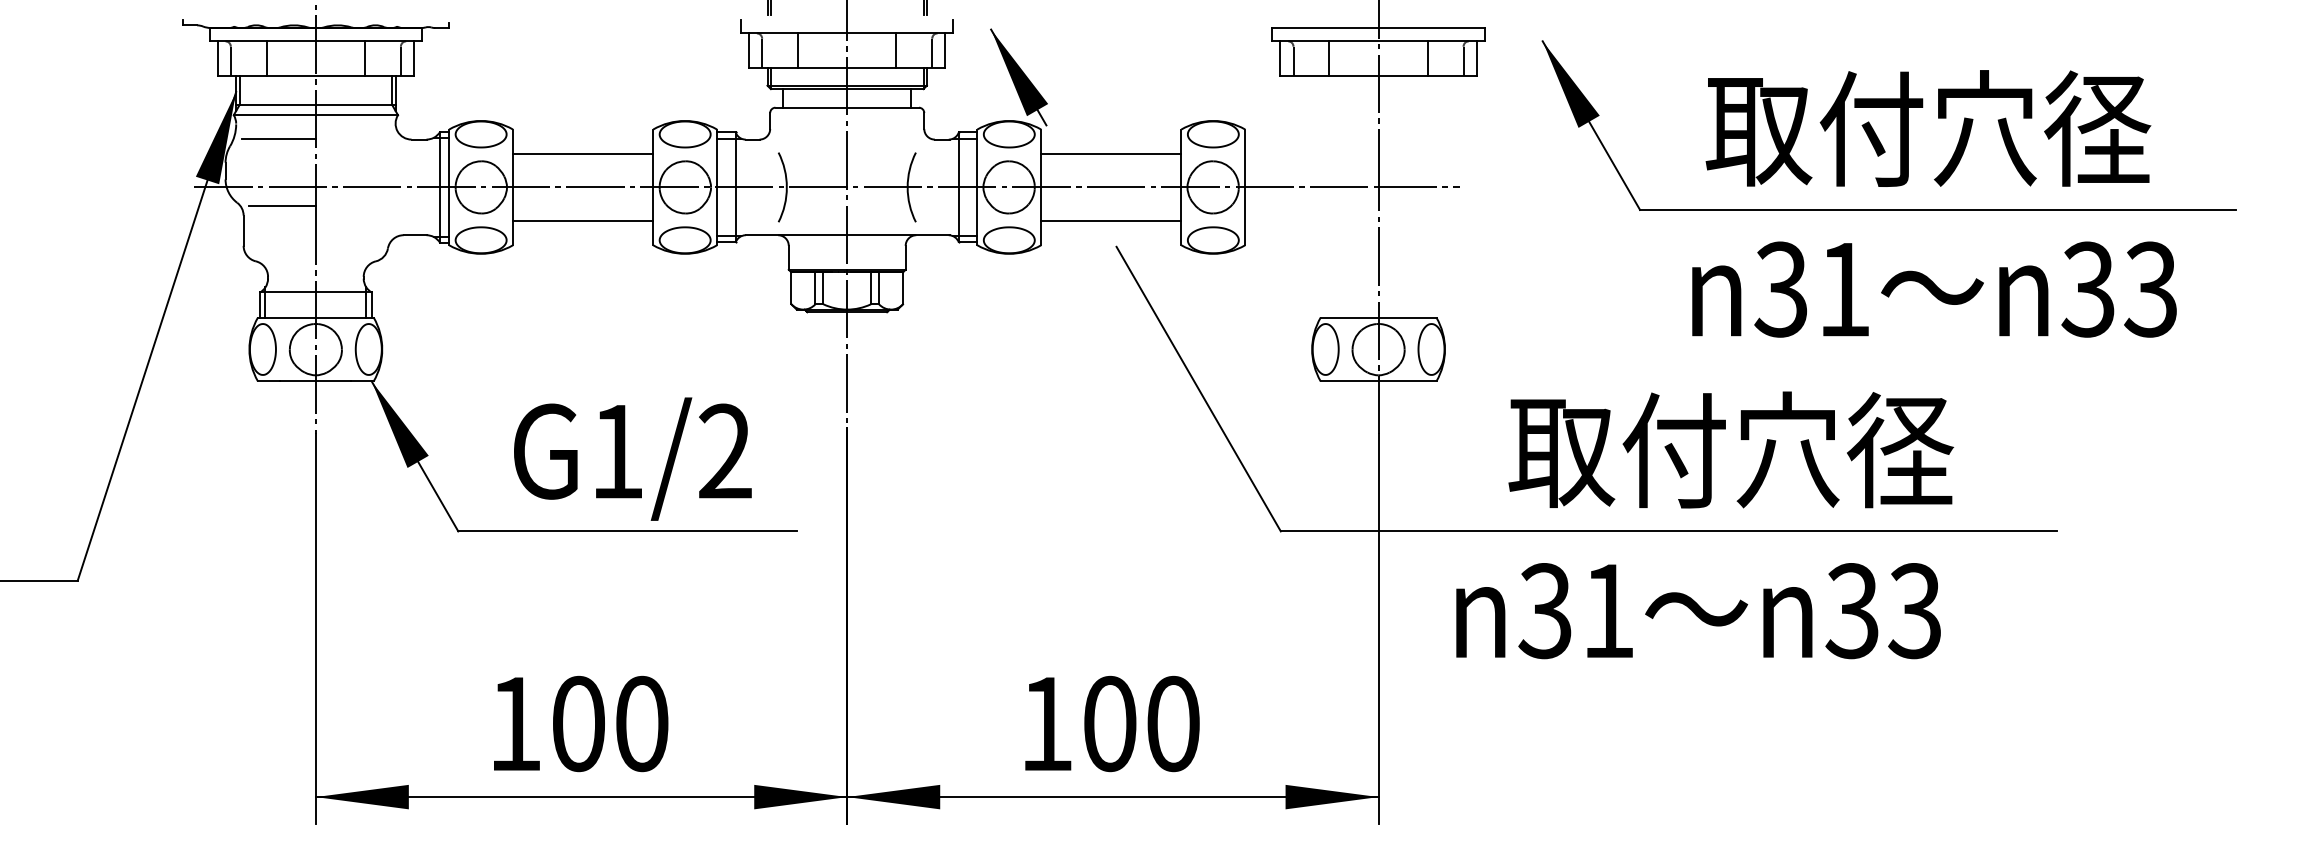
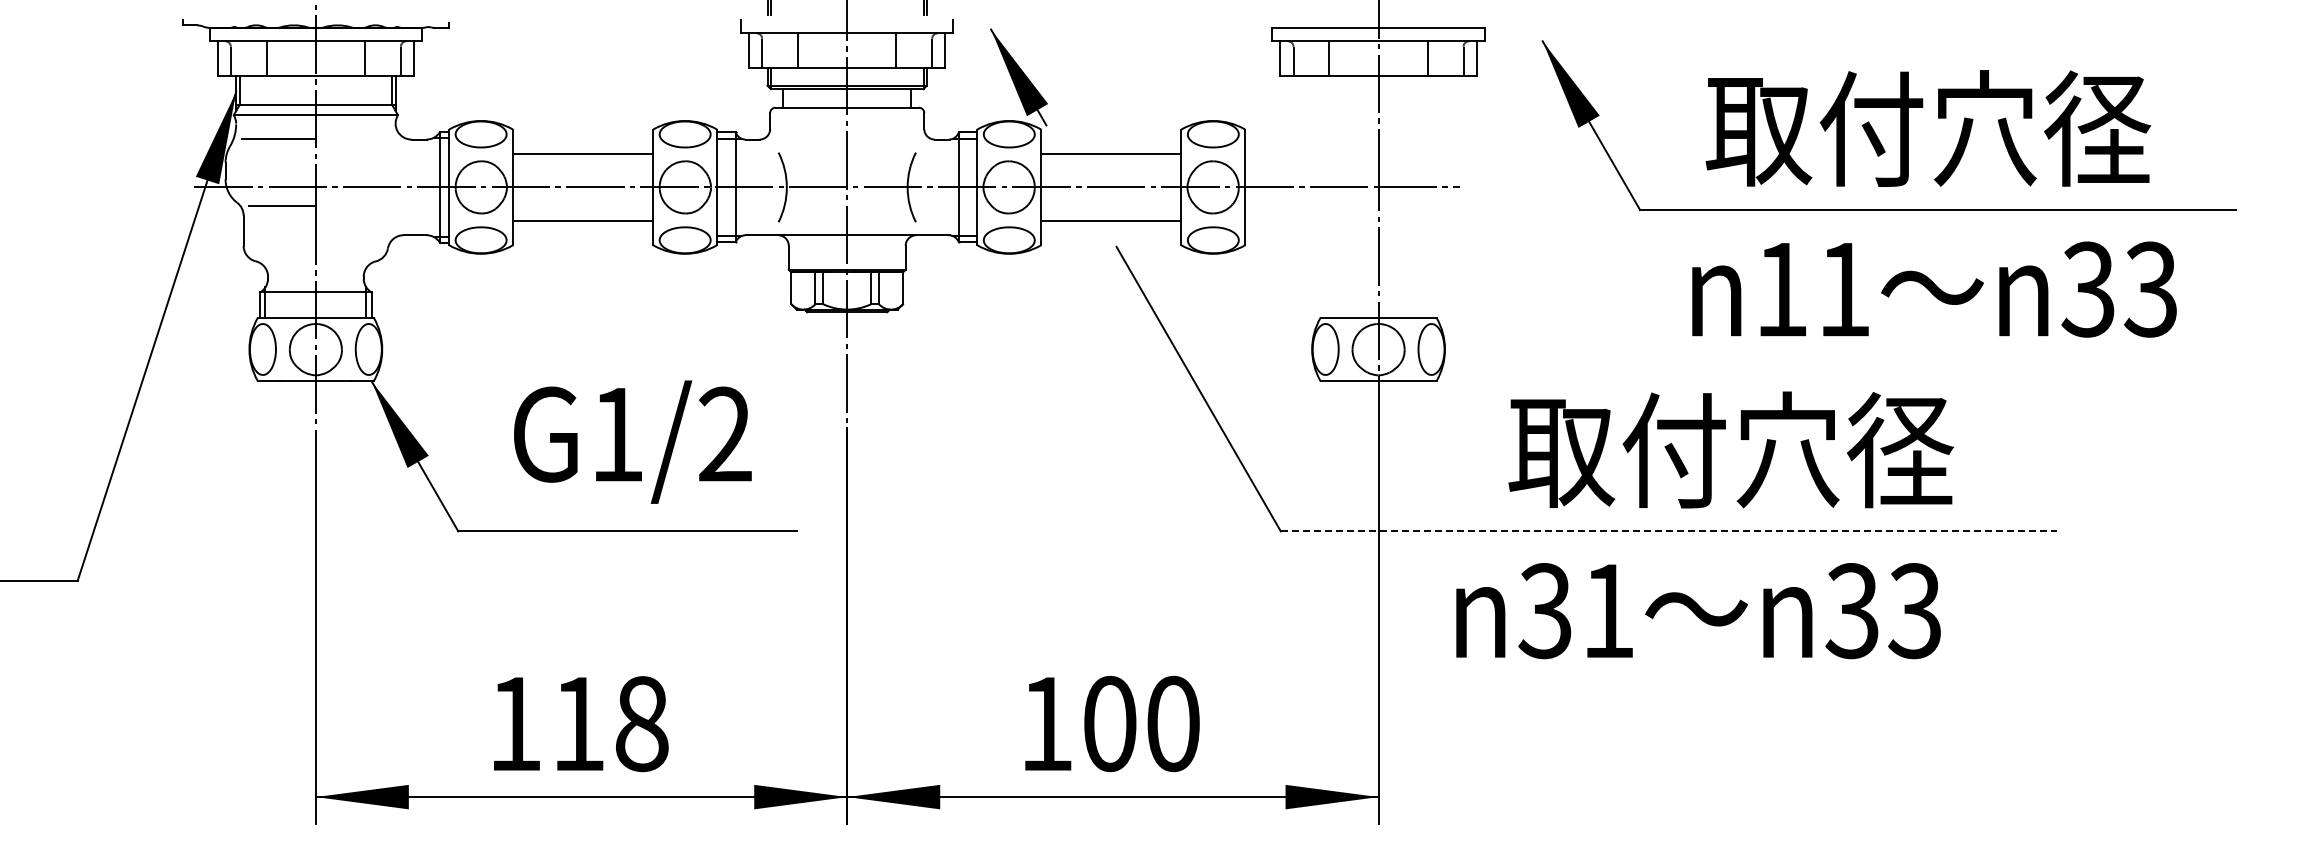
text: 31 -> 11 (1780, 289)
text position: (632, 458) -> (632, 441) (632, 441)
line: solid -> dashed (1669, 531)
text: 100 -> 118 (610, 723)
